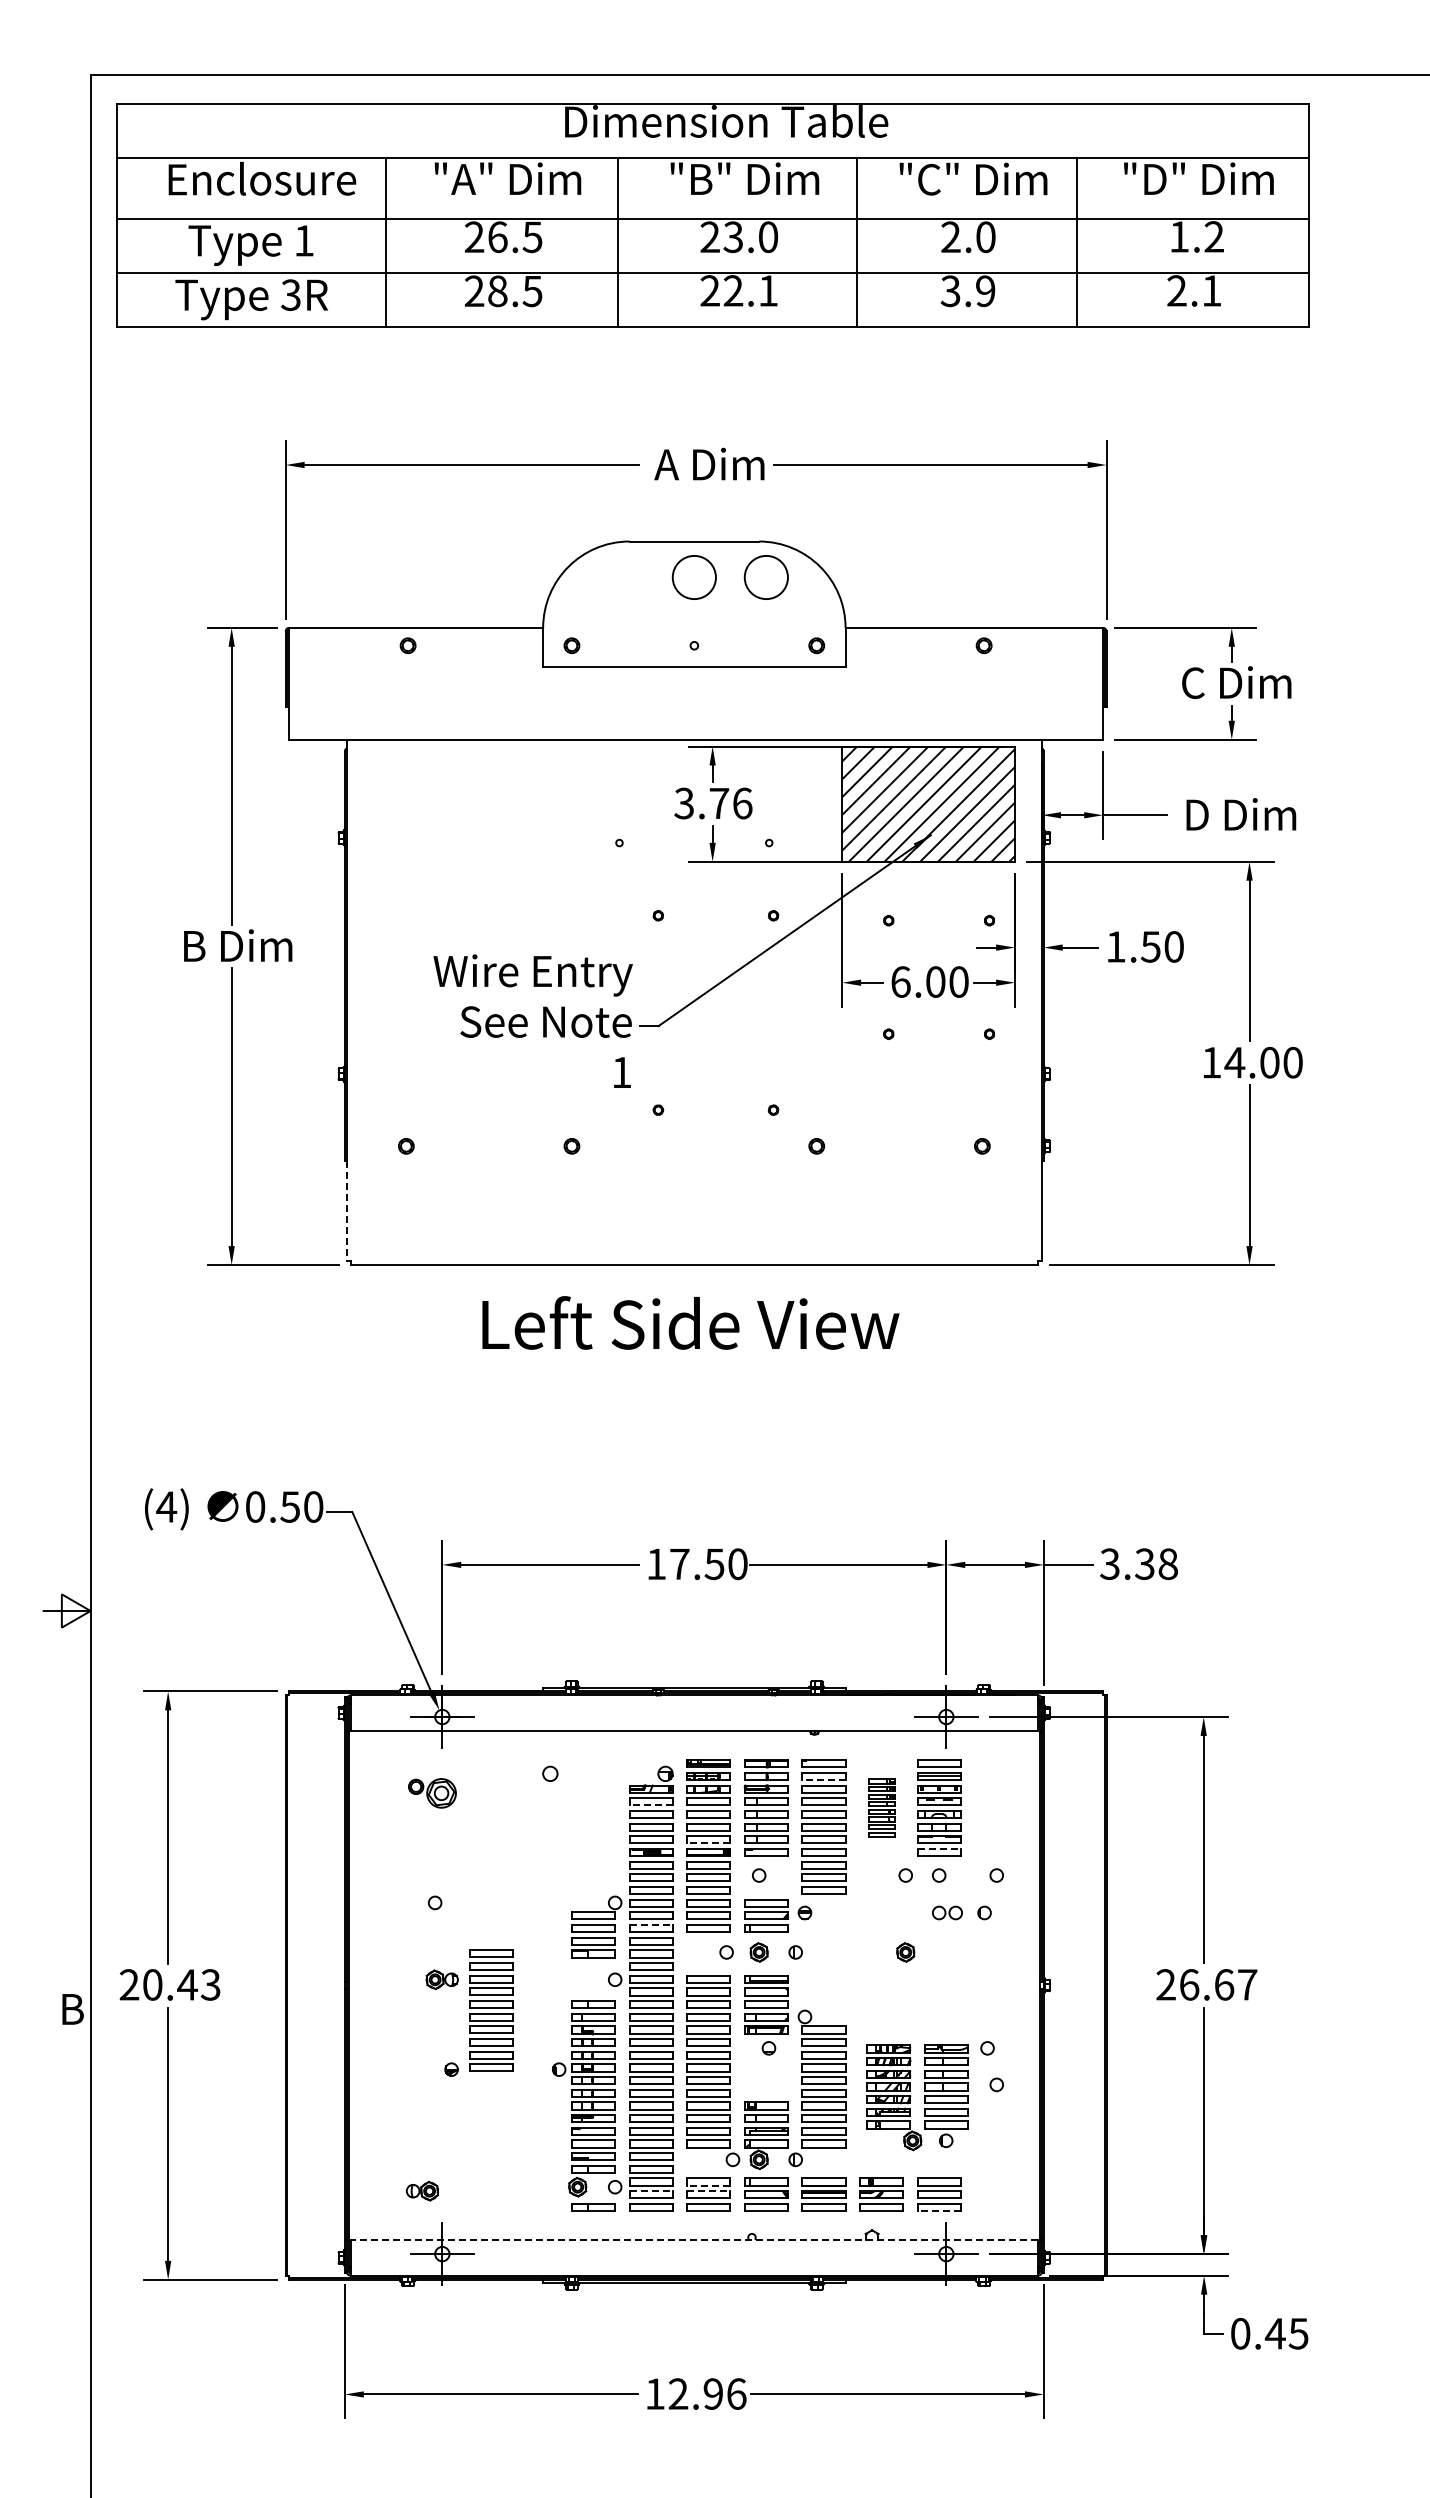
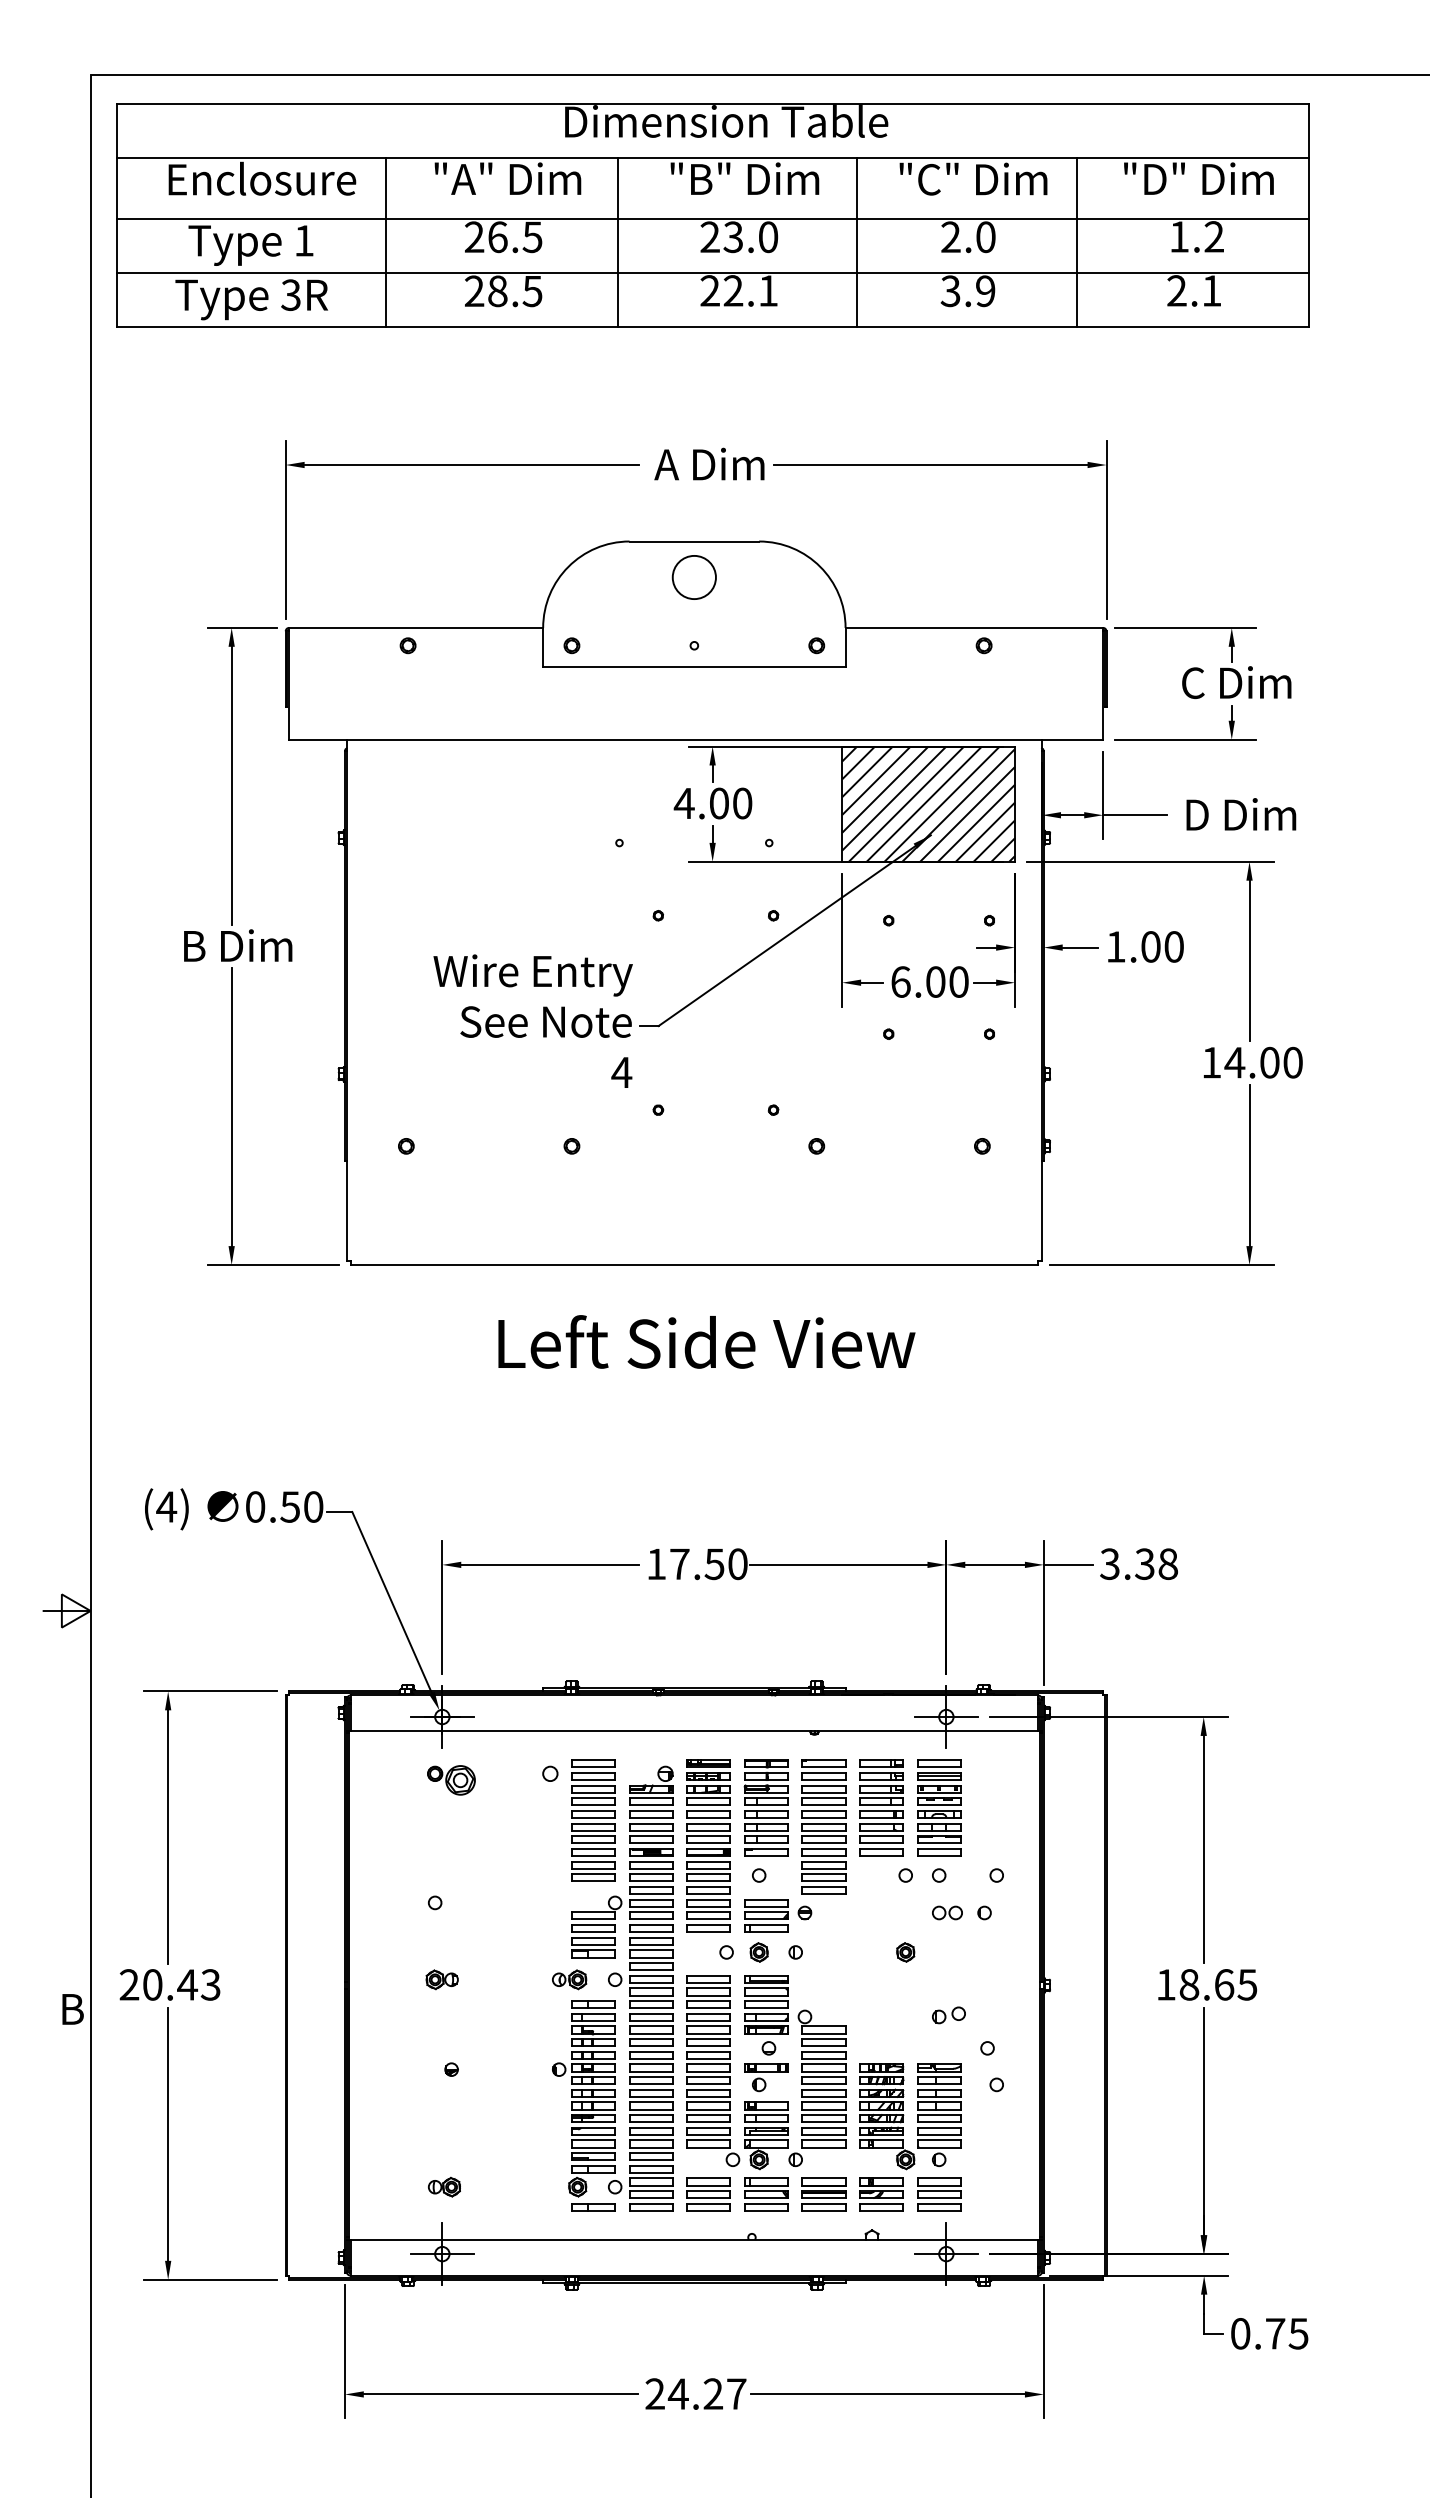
circle: present -> none (765, 577)
text: 3.76 -> 4.00 (712, 803)
text: 1.50 -> 1.00 (1150, 946)
text: 1 -> 4 (621, 1072)
line: dashed -> solid (346, 1210)
text position: (690, 1322) -> (706, 1341) (706, 1341)
line: dashed -> solid (823, 1780)
part position: (432, 1793) -> (451, 1780) (451, 1780)
line: dashed -> solid (651, 1805)
part size: 28x60 px -> 45x98 px (881, 1807)
line: dashed -> solid (708, 1843)
line: dashed -> solid (939, 1848)
line: dashed -> solid (651, 1924)
part: none -> present (569, 1979)
text: 26.67 -> 18.65 (1206, 1984)
part position: (491, 2010) -> (593, 1820) (593, 1820)
part: none -> present (948, 2015)
part: none -> present (766, 2077)
part position: (911, 2096) -> (904, 2115) (904, 2115)
line: dashed -> solid (708, 2185)
part position: (422, 2190) -> (444, 2186) (444, 2186)
line: dashed -> solid (651, 2191)
line: dashed -> solid (708, 2191)
line: dashed -> solid (939, 2210)
line: dashed -> solid (693, 2239)
text: 0.45 -> 0.75 (1274, 2333)
text: 12.96 -> 24.27 (695, 2393)
